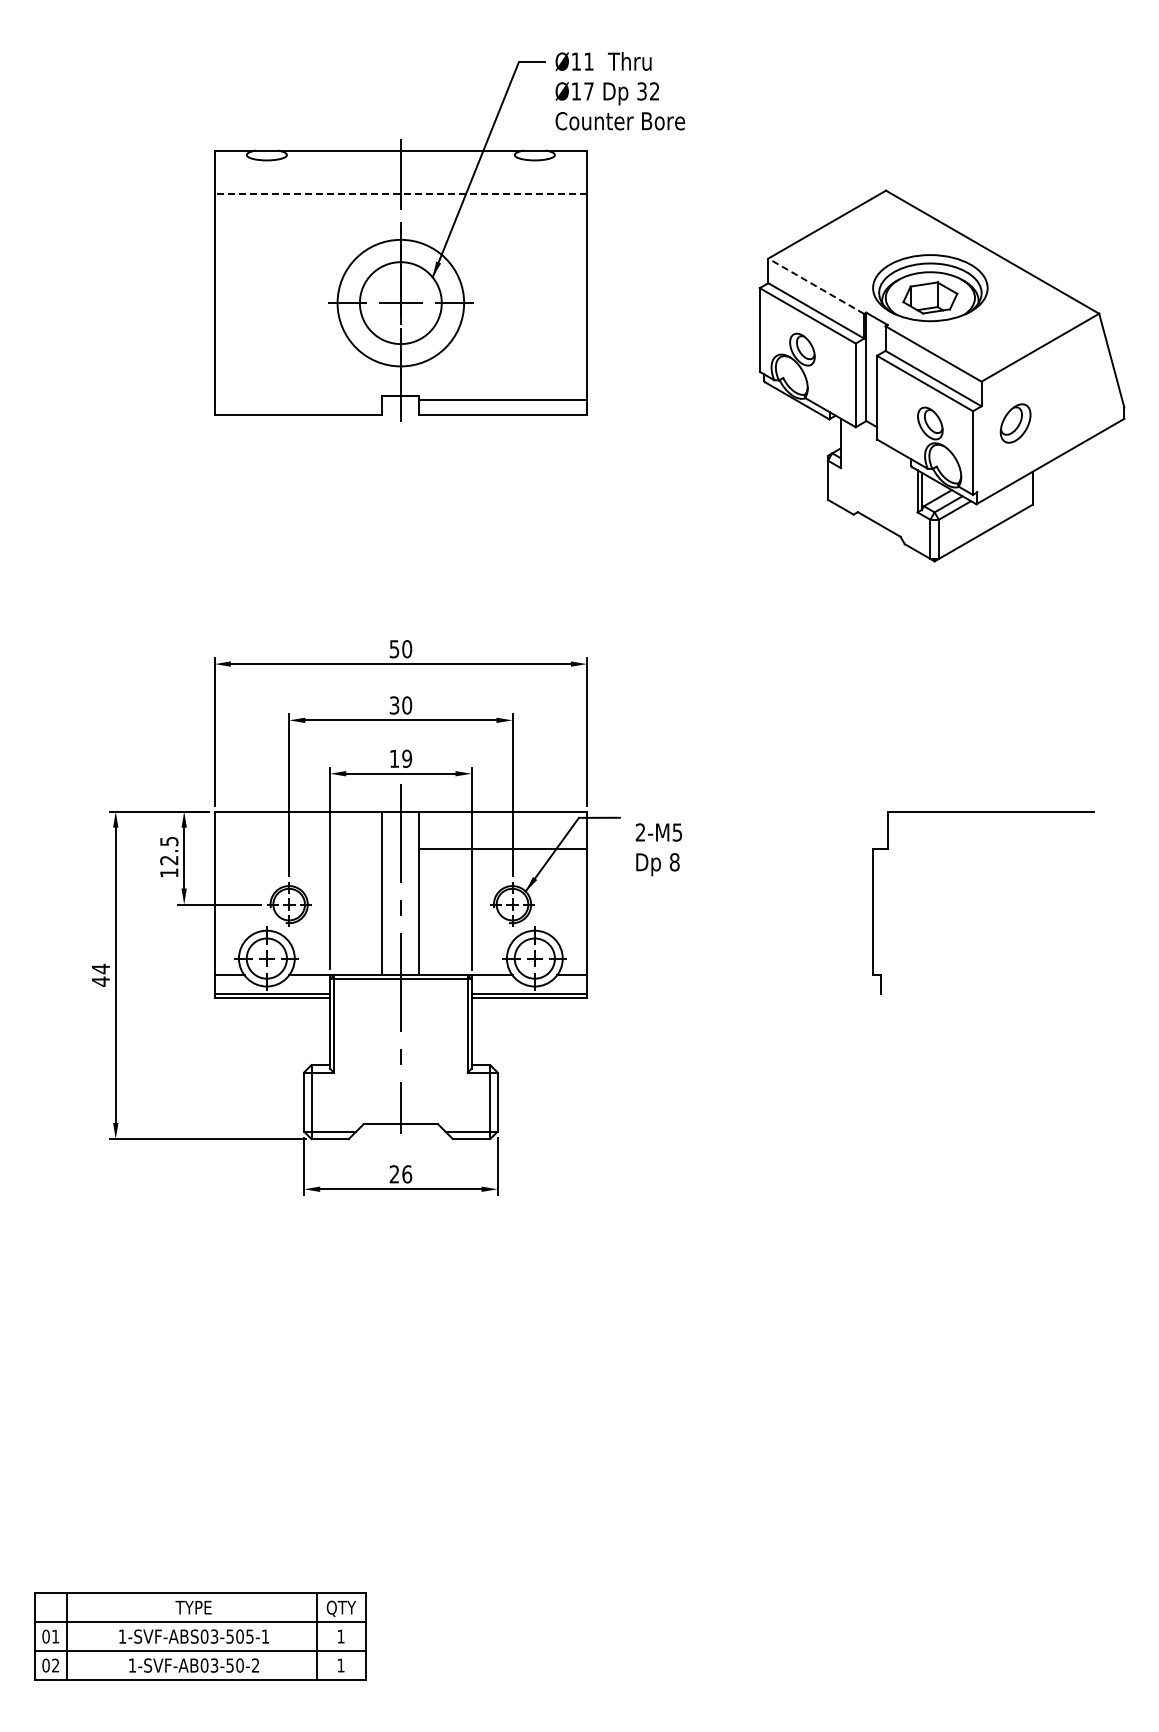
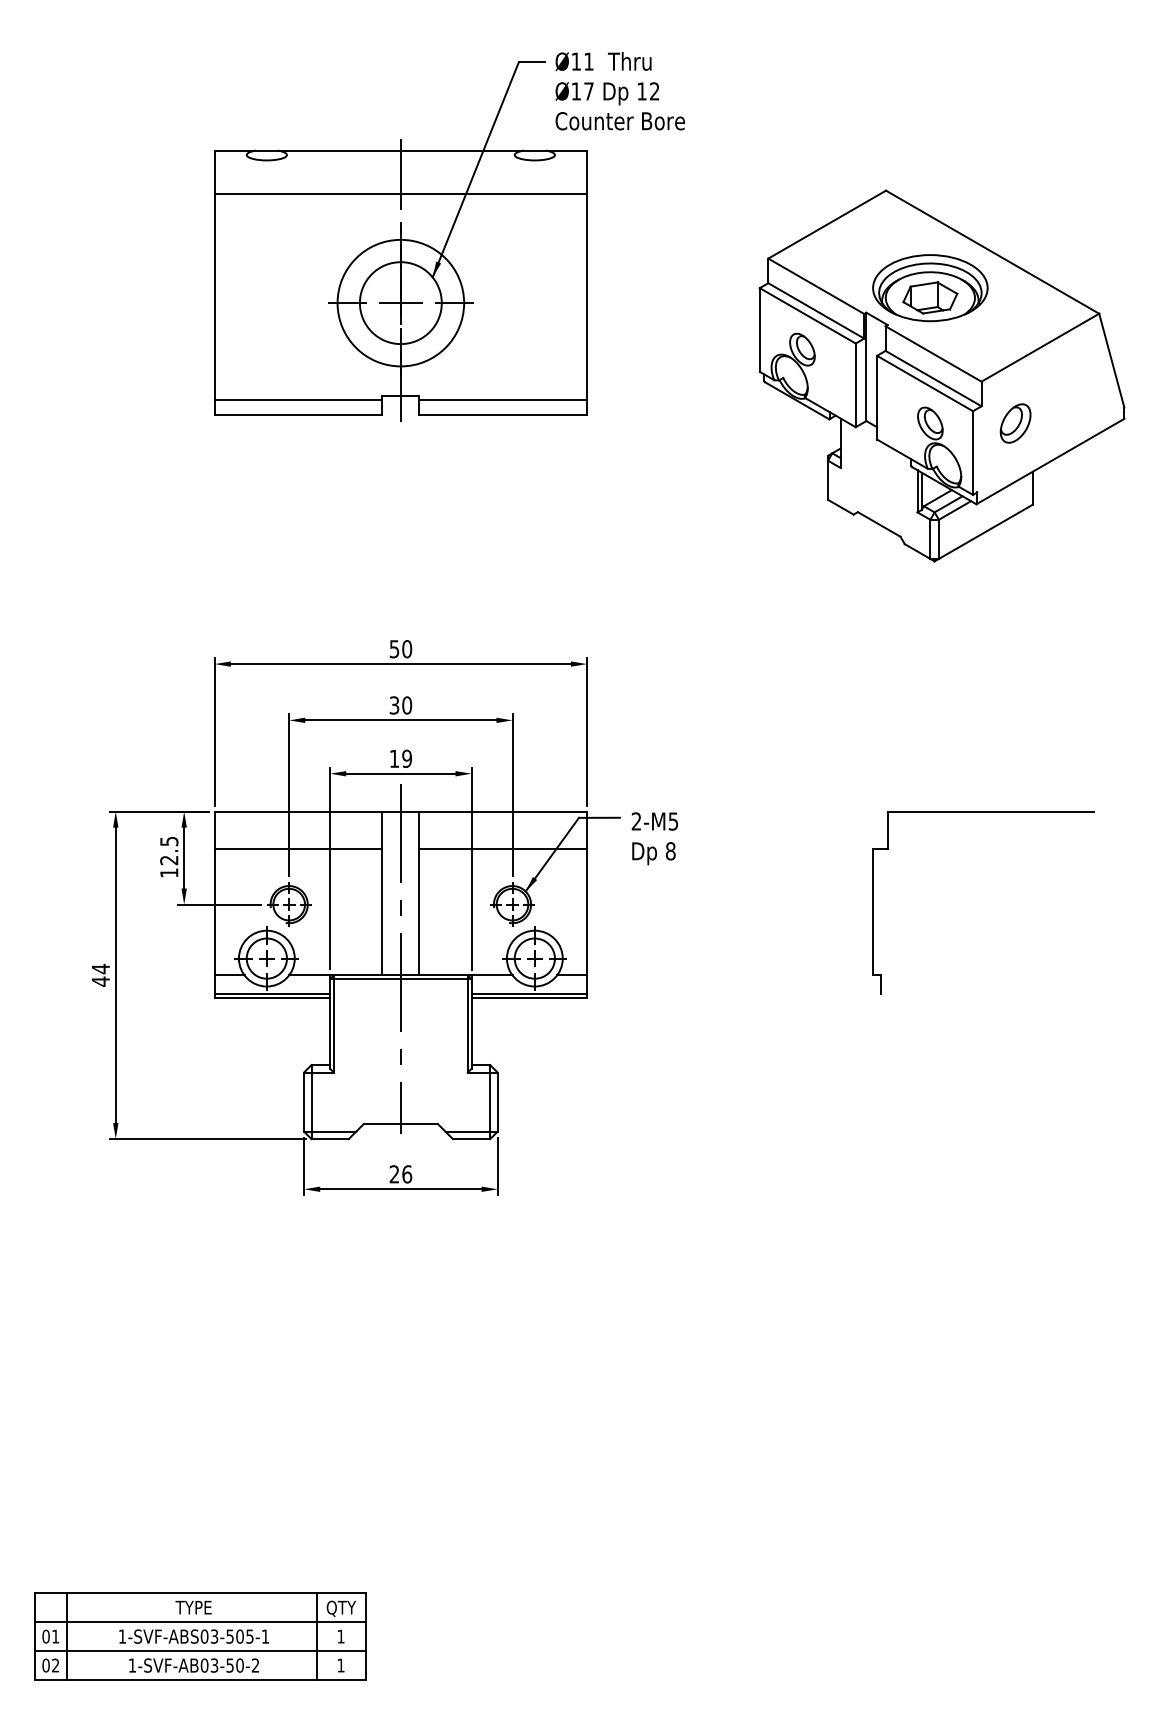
text: 32 -> 12 (641, 91)
line: dashed -> solid (400, 194)
line: dashed -> solid (815, 286)
line: none -> present (298, 399)
line: none -> present (298, 848)
text position: (658, 849) -> (654, 838) (654, 838)
